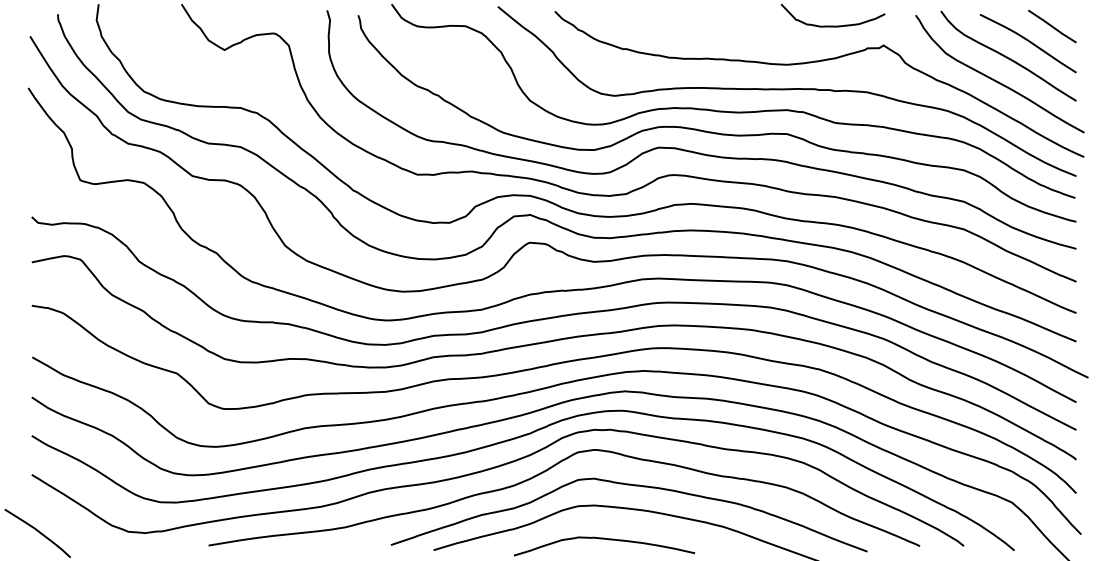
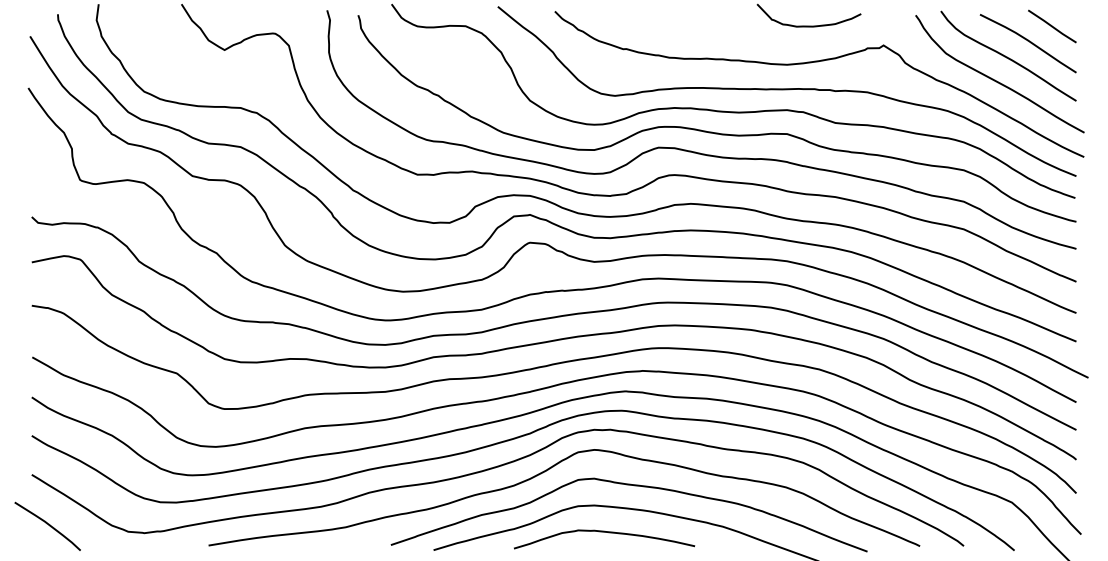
curve position: (832, 25) -> (808, 25) (808, 25)
curve position: (37, 531) -> (47, 524) (47, 524)
curve position: (604, 539) -> (604, 532) (604, 532)
